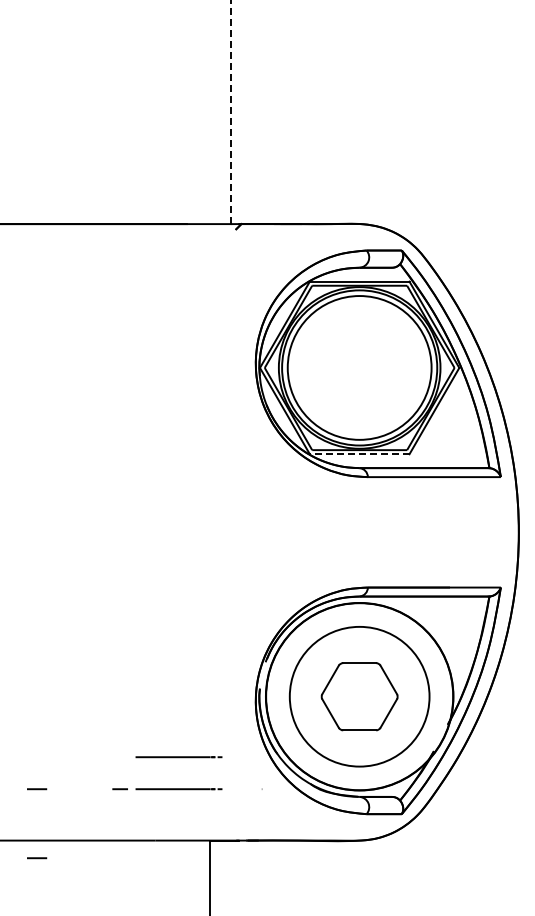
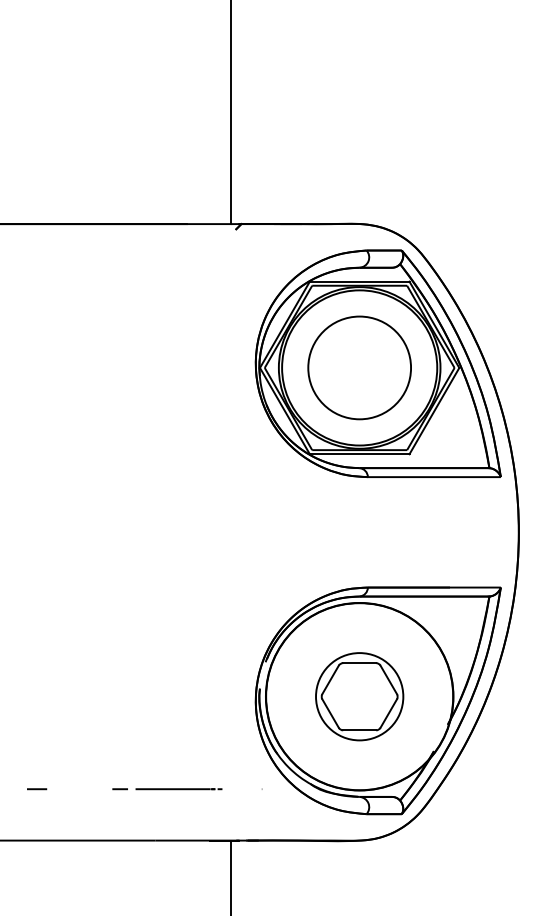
line: dashed -> solid (231, 112)
circle diameter: 144 px -> 103 px (359, 367)
line: dashed -> solid (359, 454)
circle diameter: 140 px -> 87 px (359, 696)
line: present -> none (178, 757)
line: present -> none (37, 858)
line position: (210, 876) -> (231, 876) (231, 876)
